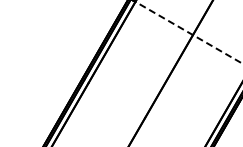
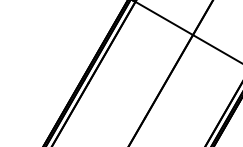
line: dashed -> solid (189, 32)
